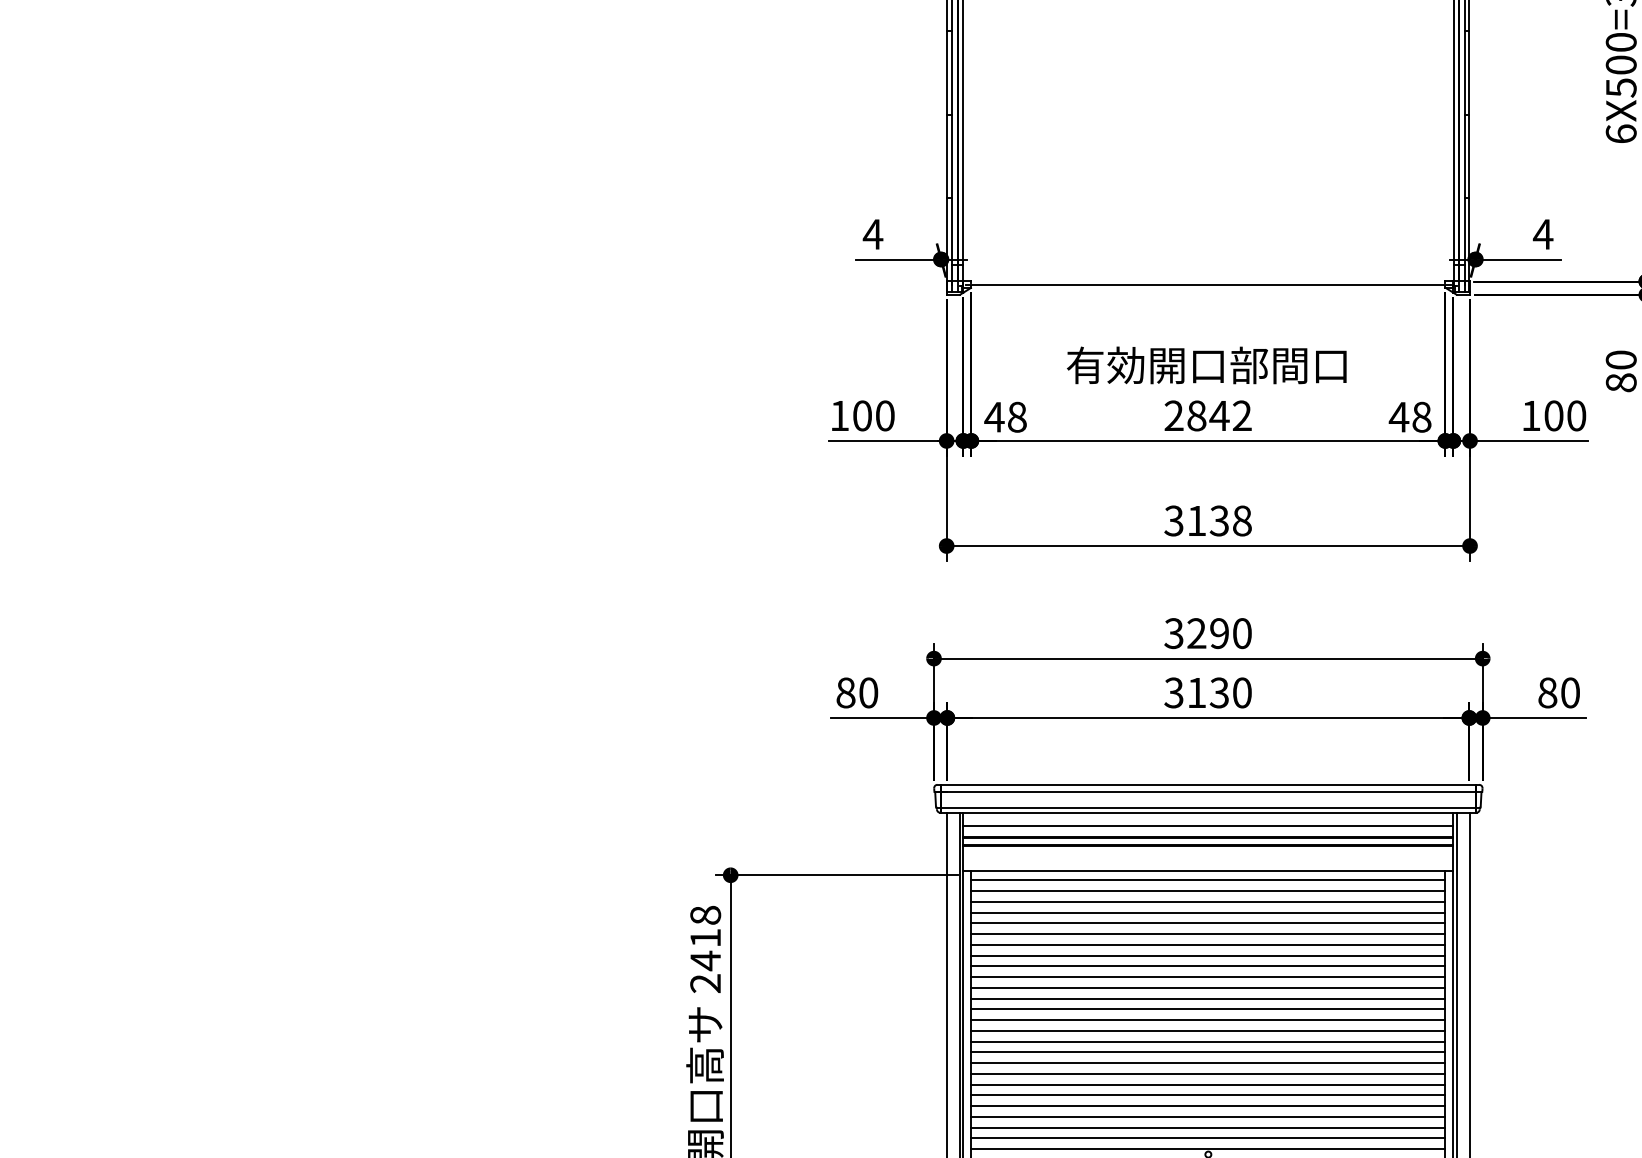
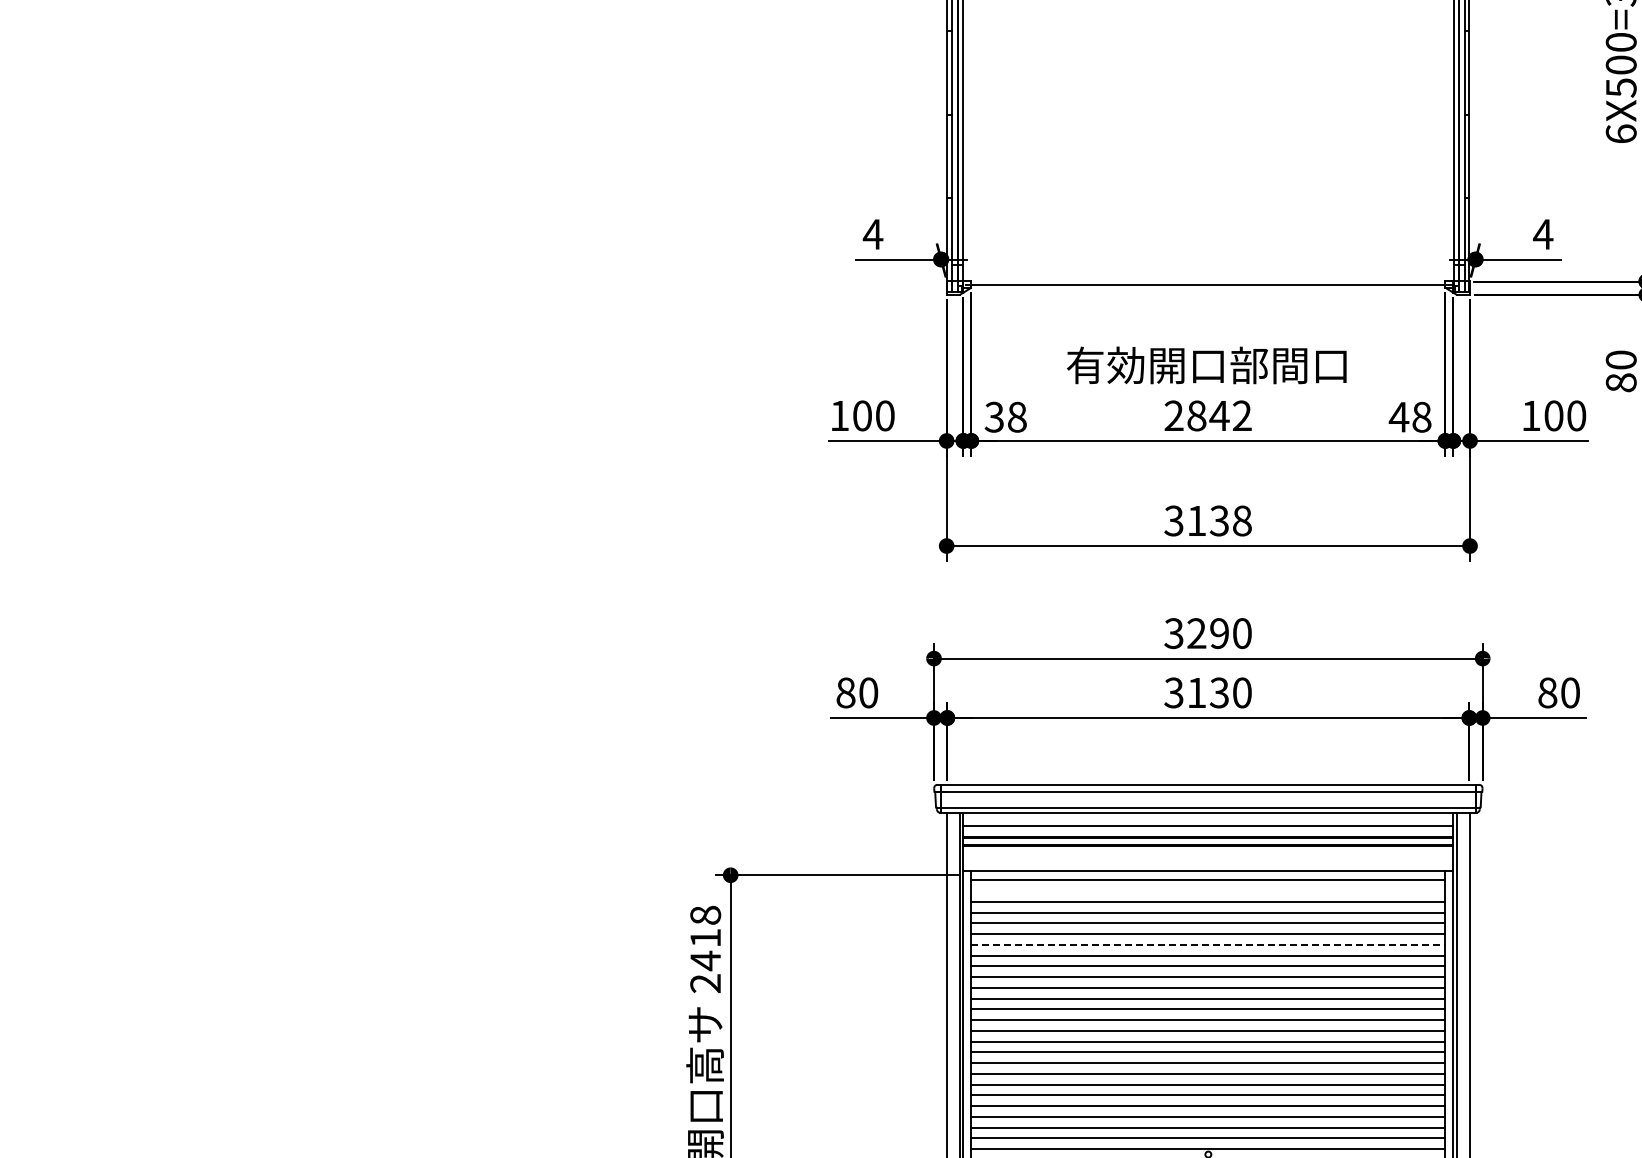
text: 48 -> 38 (994, 416)
line: present -> none (1208, 891)
line: solid -> dashed (1208, 944)
